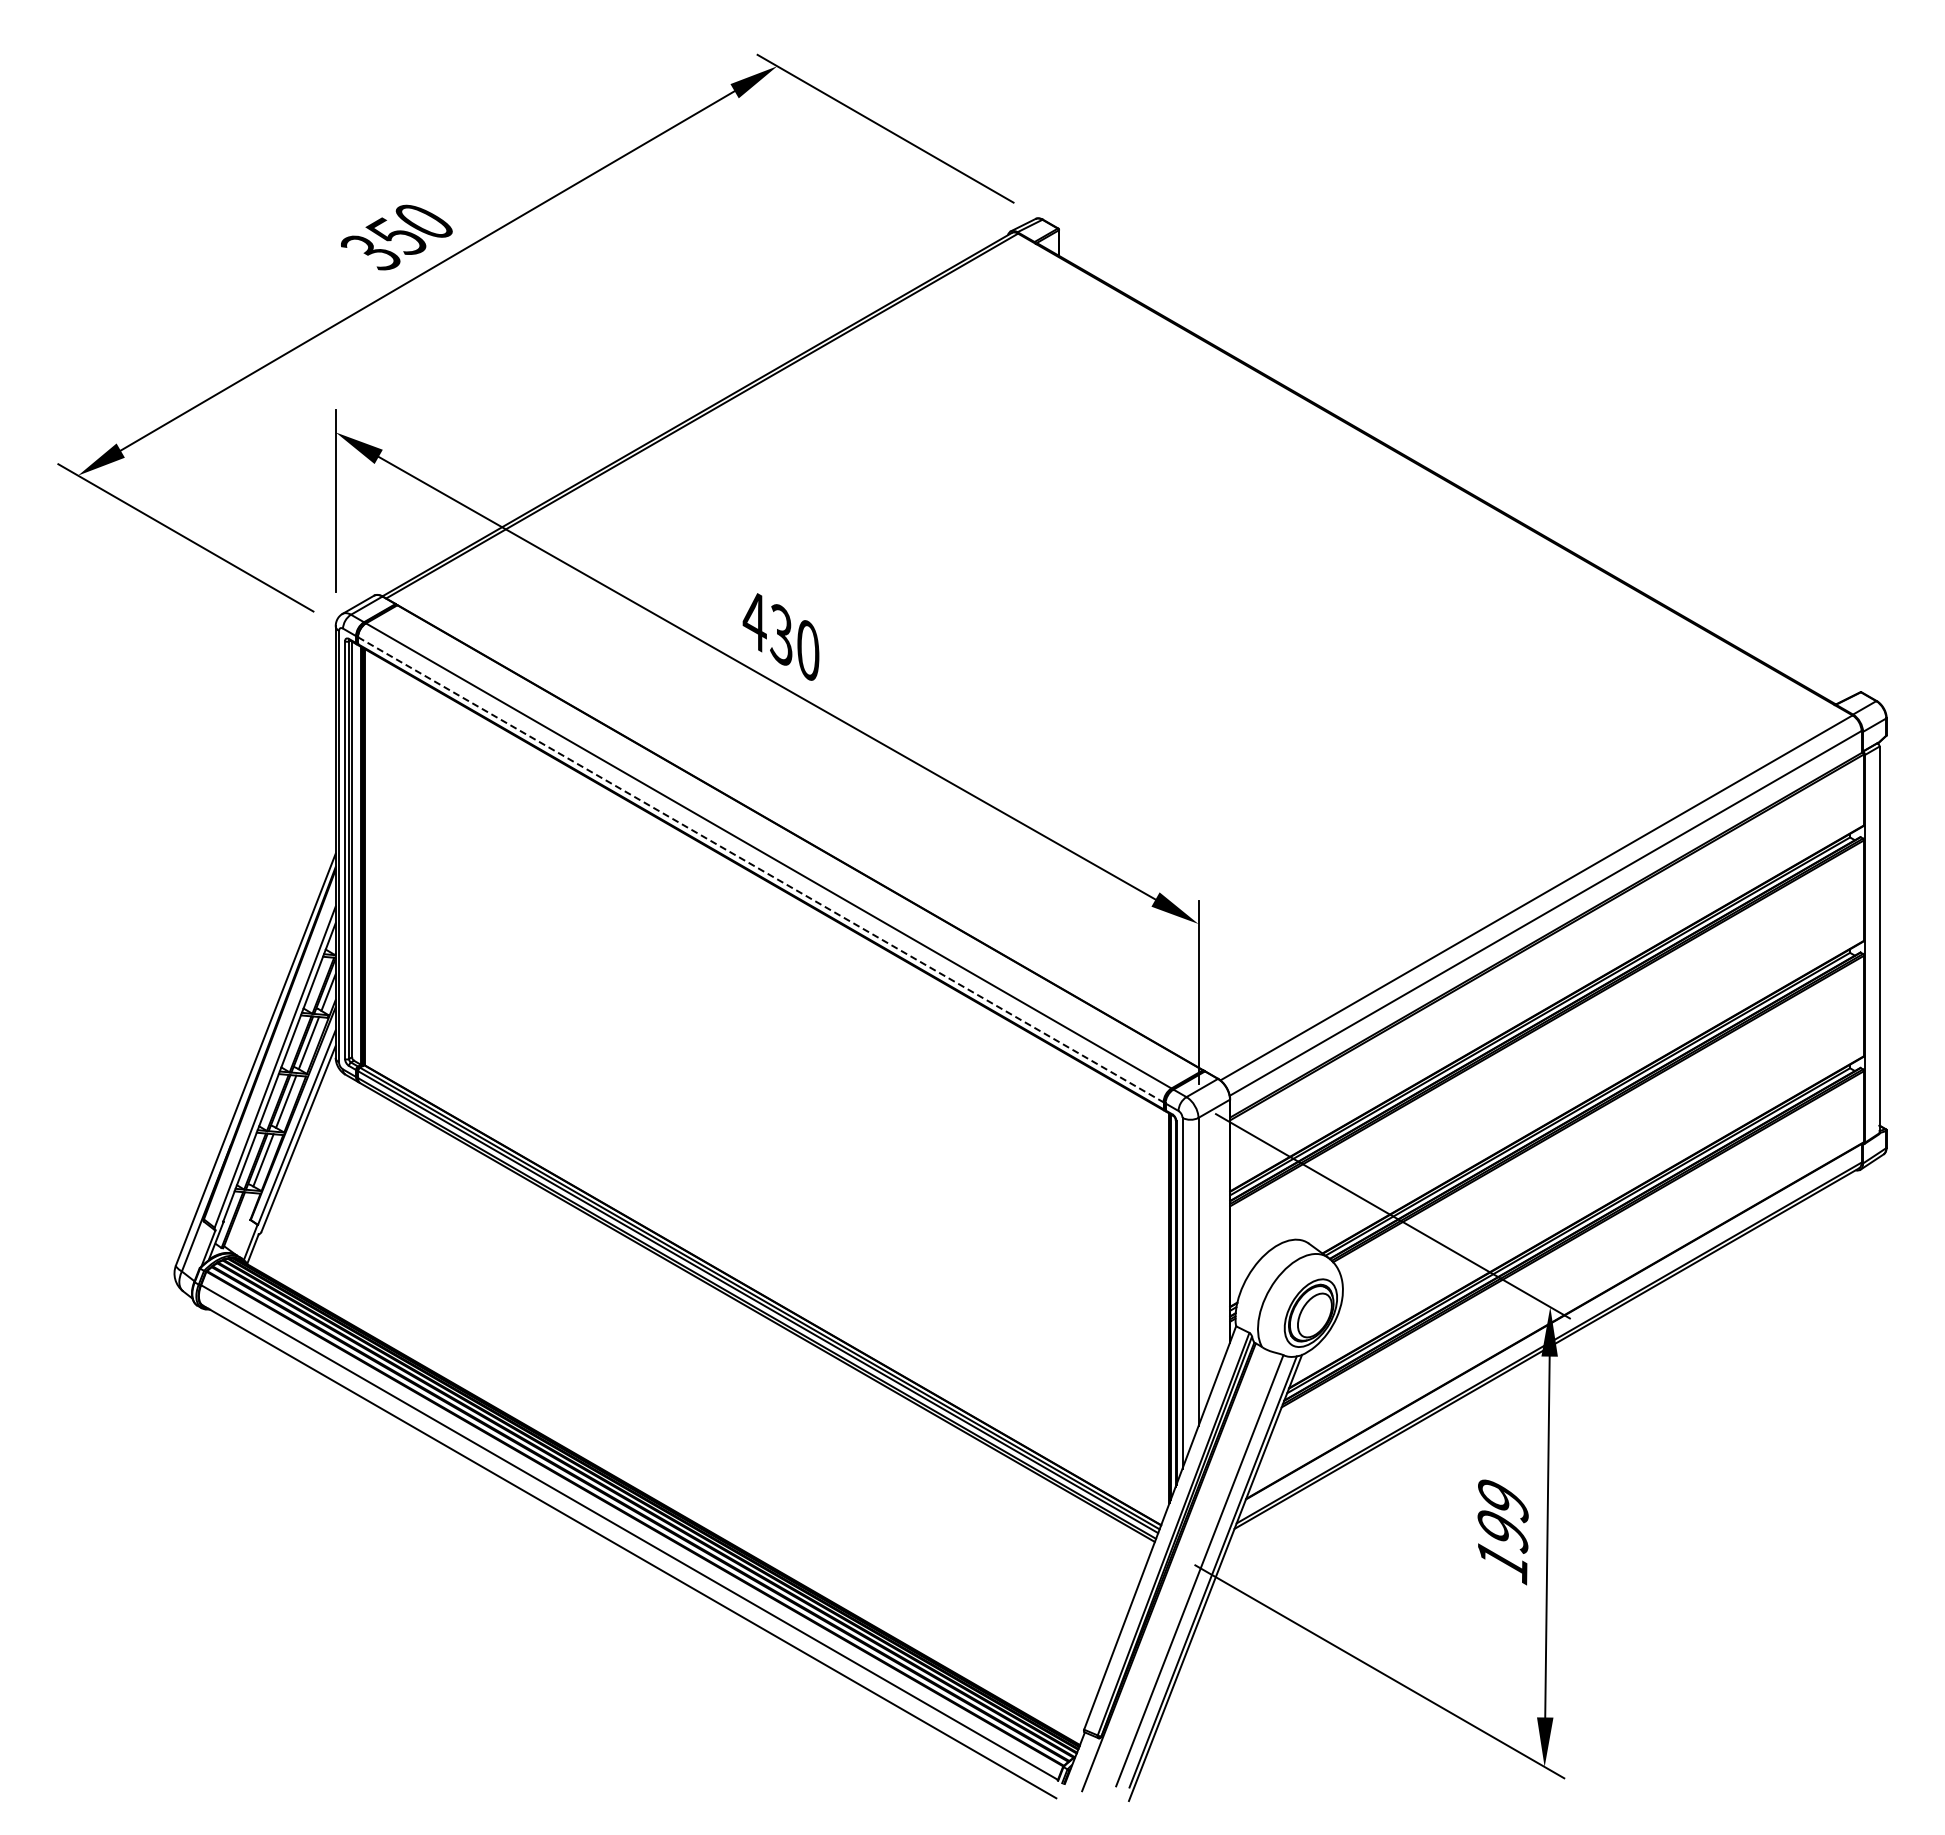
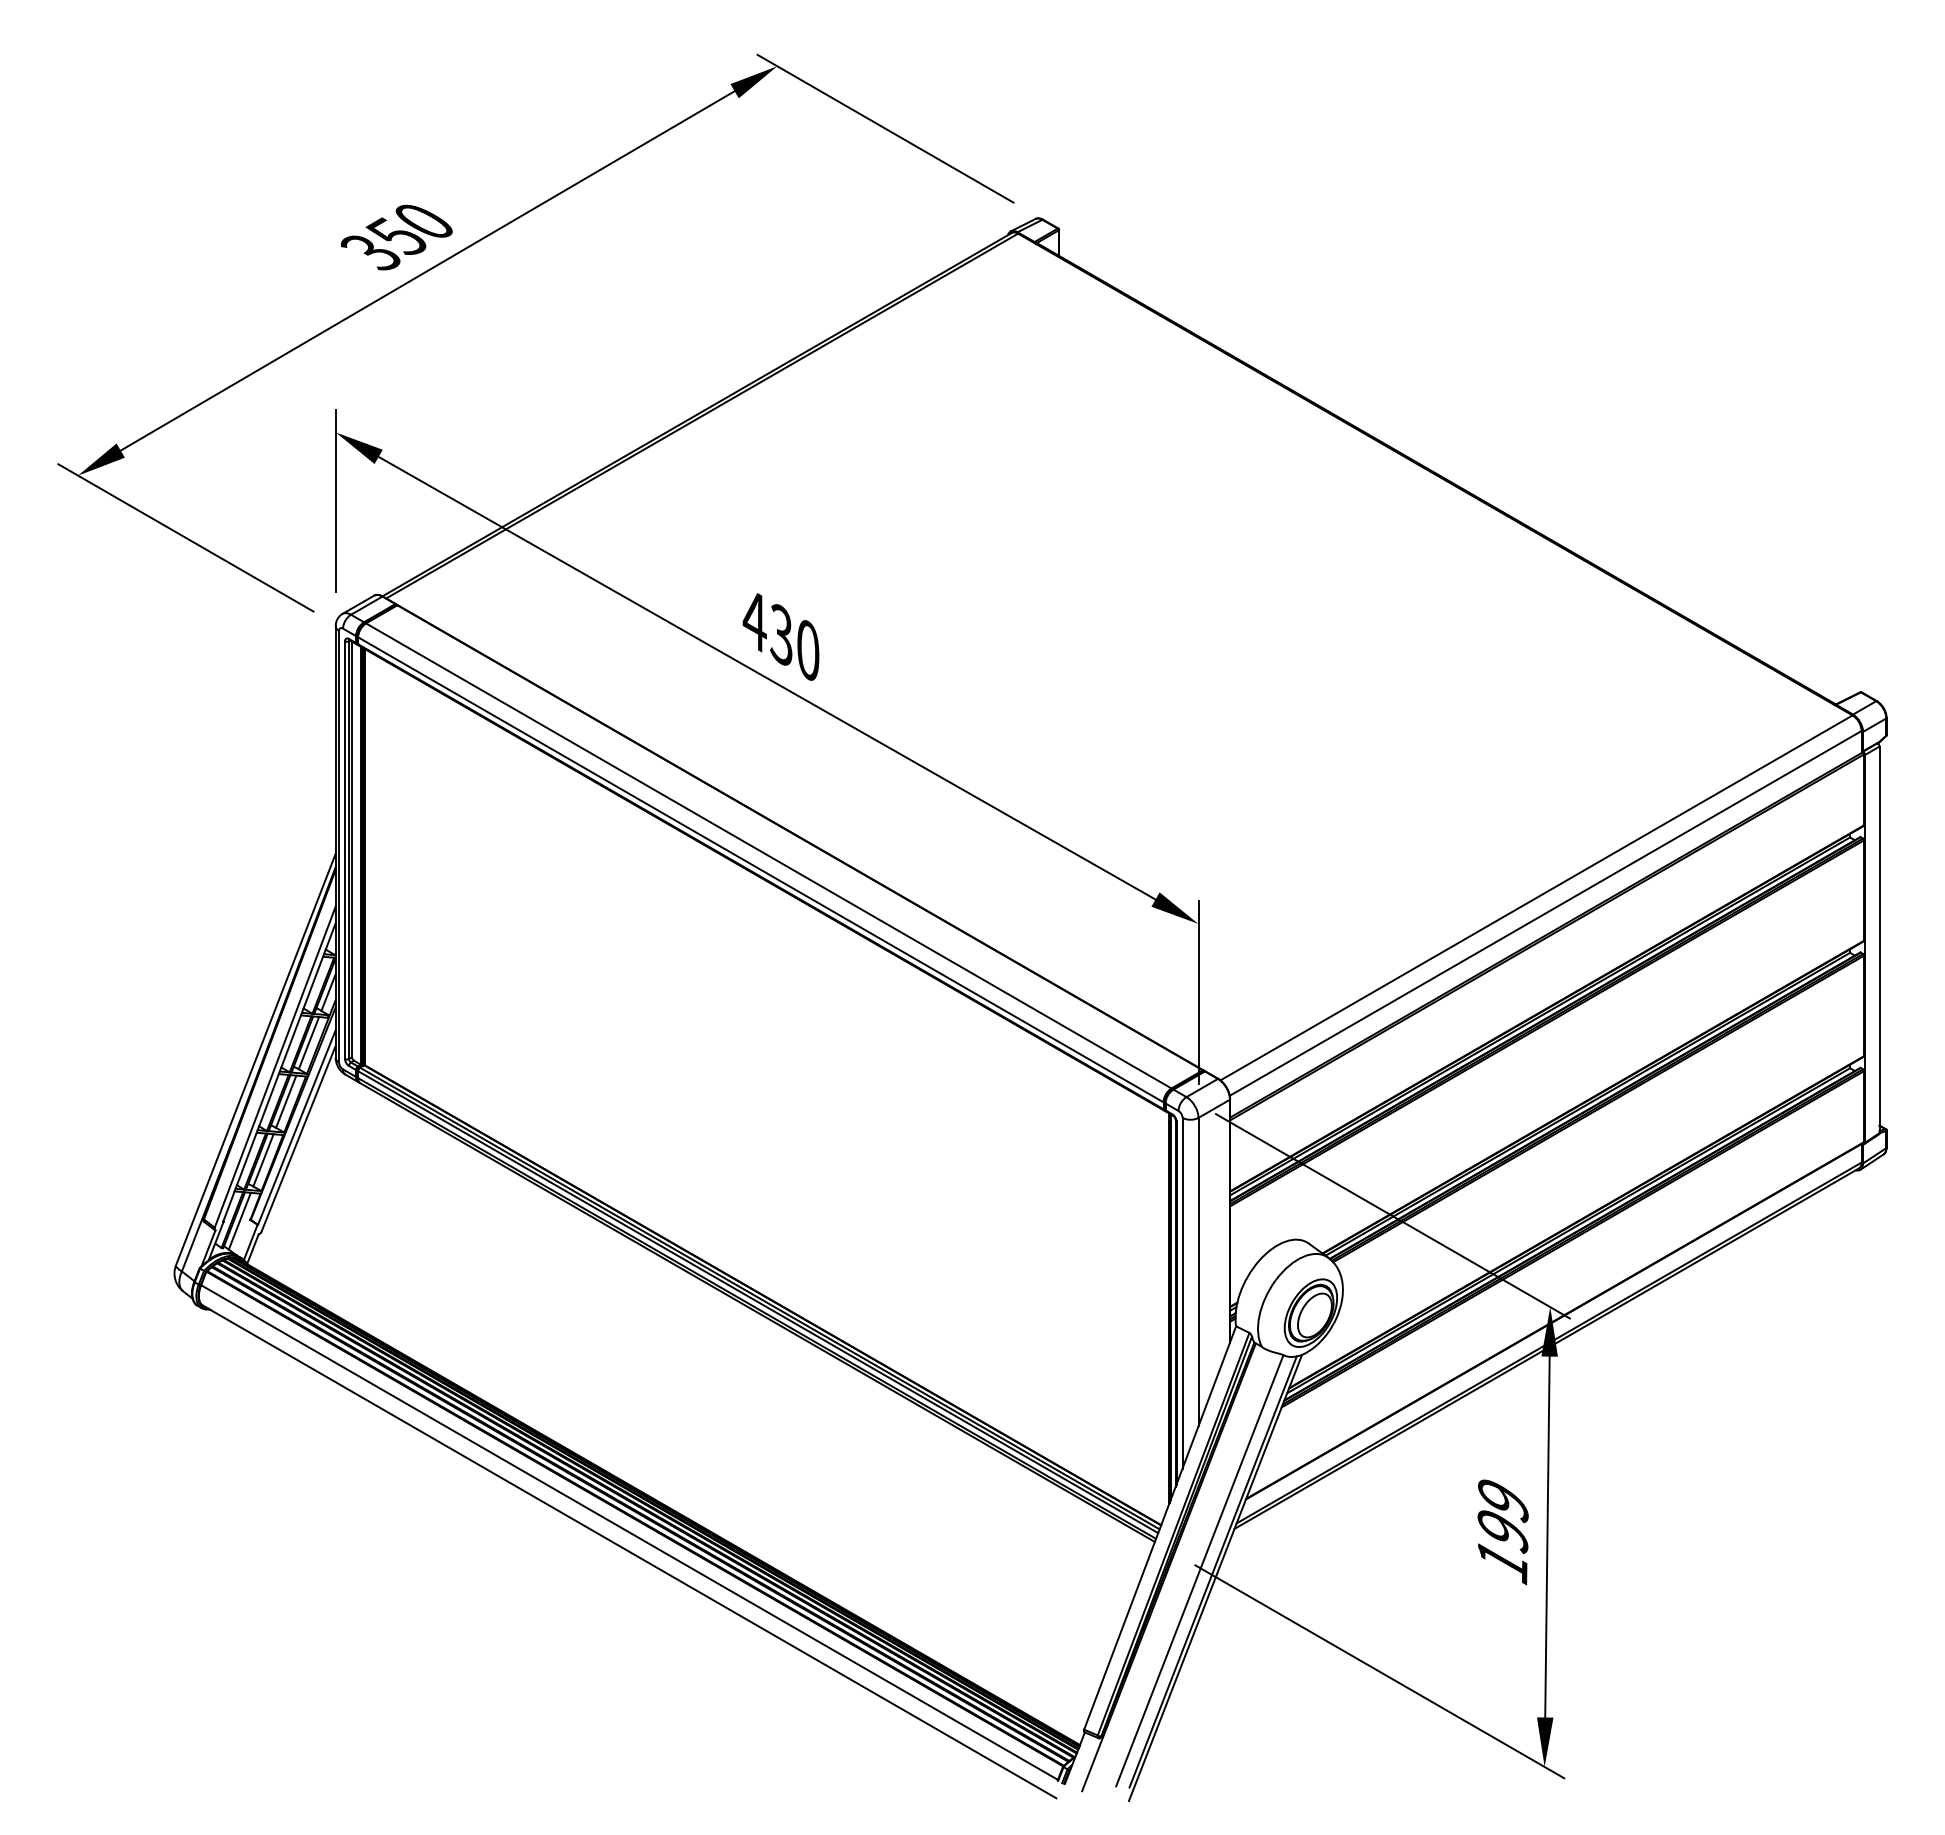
line: dashed -> solid (761, 870)
line: none -> present (239, 1220)
